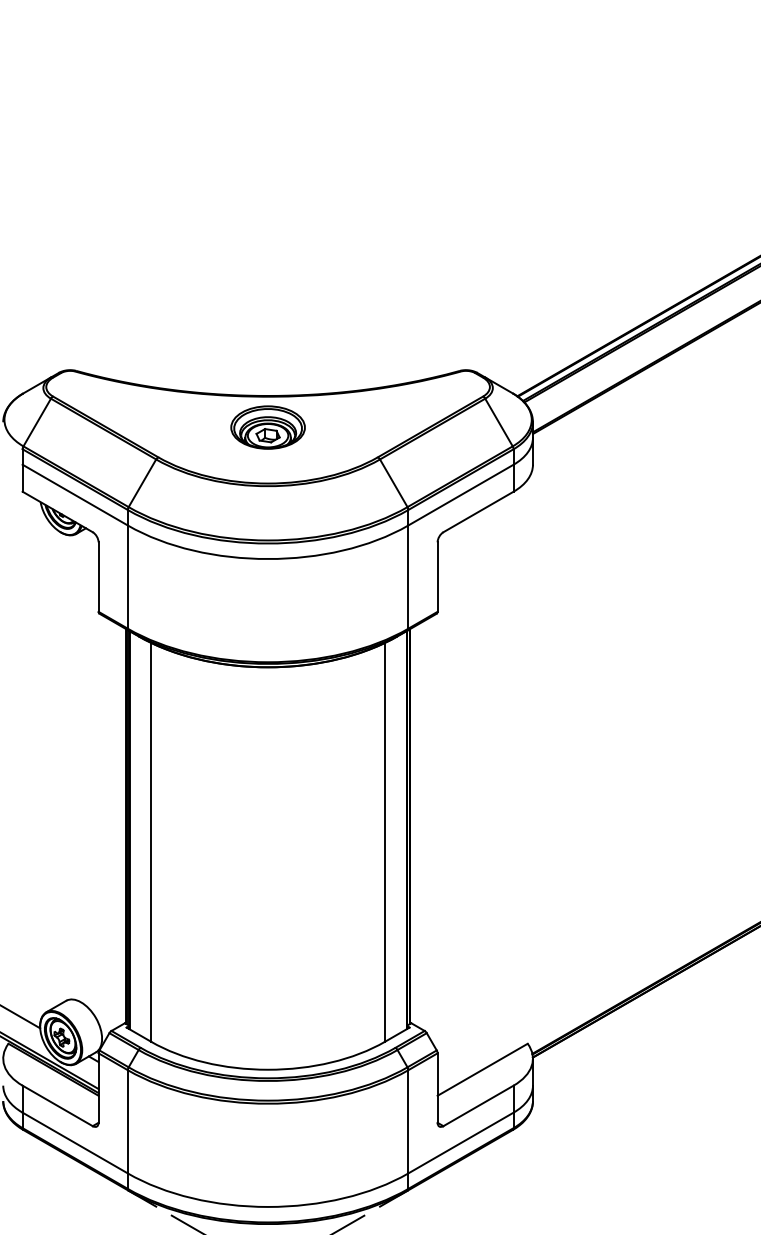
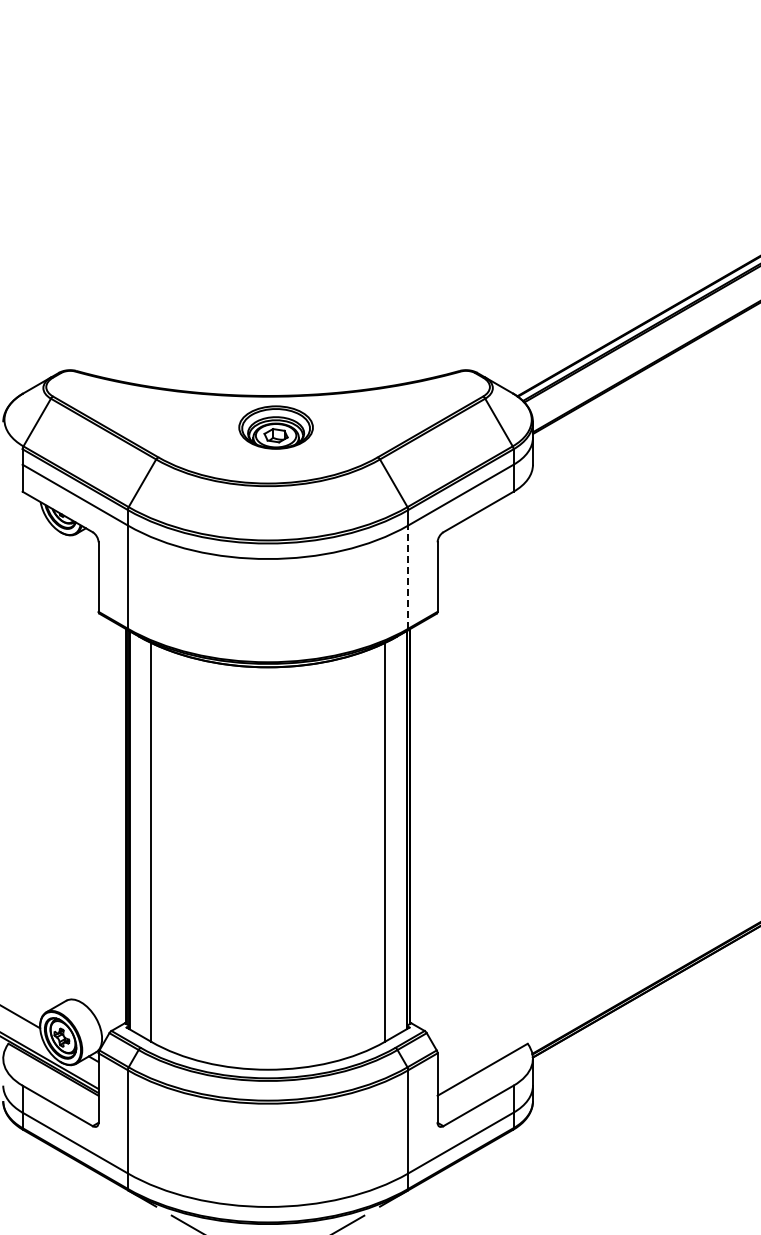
part position: (267, 427) -> (275, 427) (275, 427)
line: solid -> dashed (408, 577)
